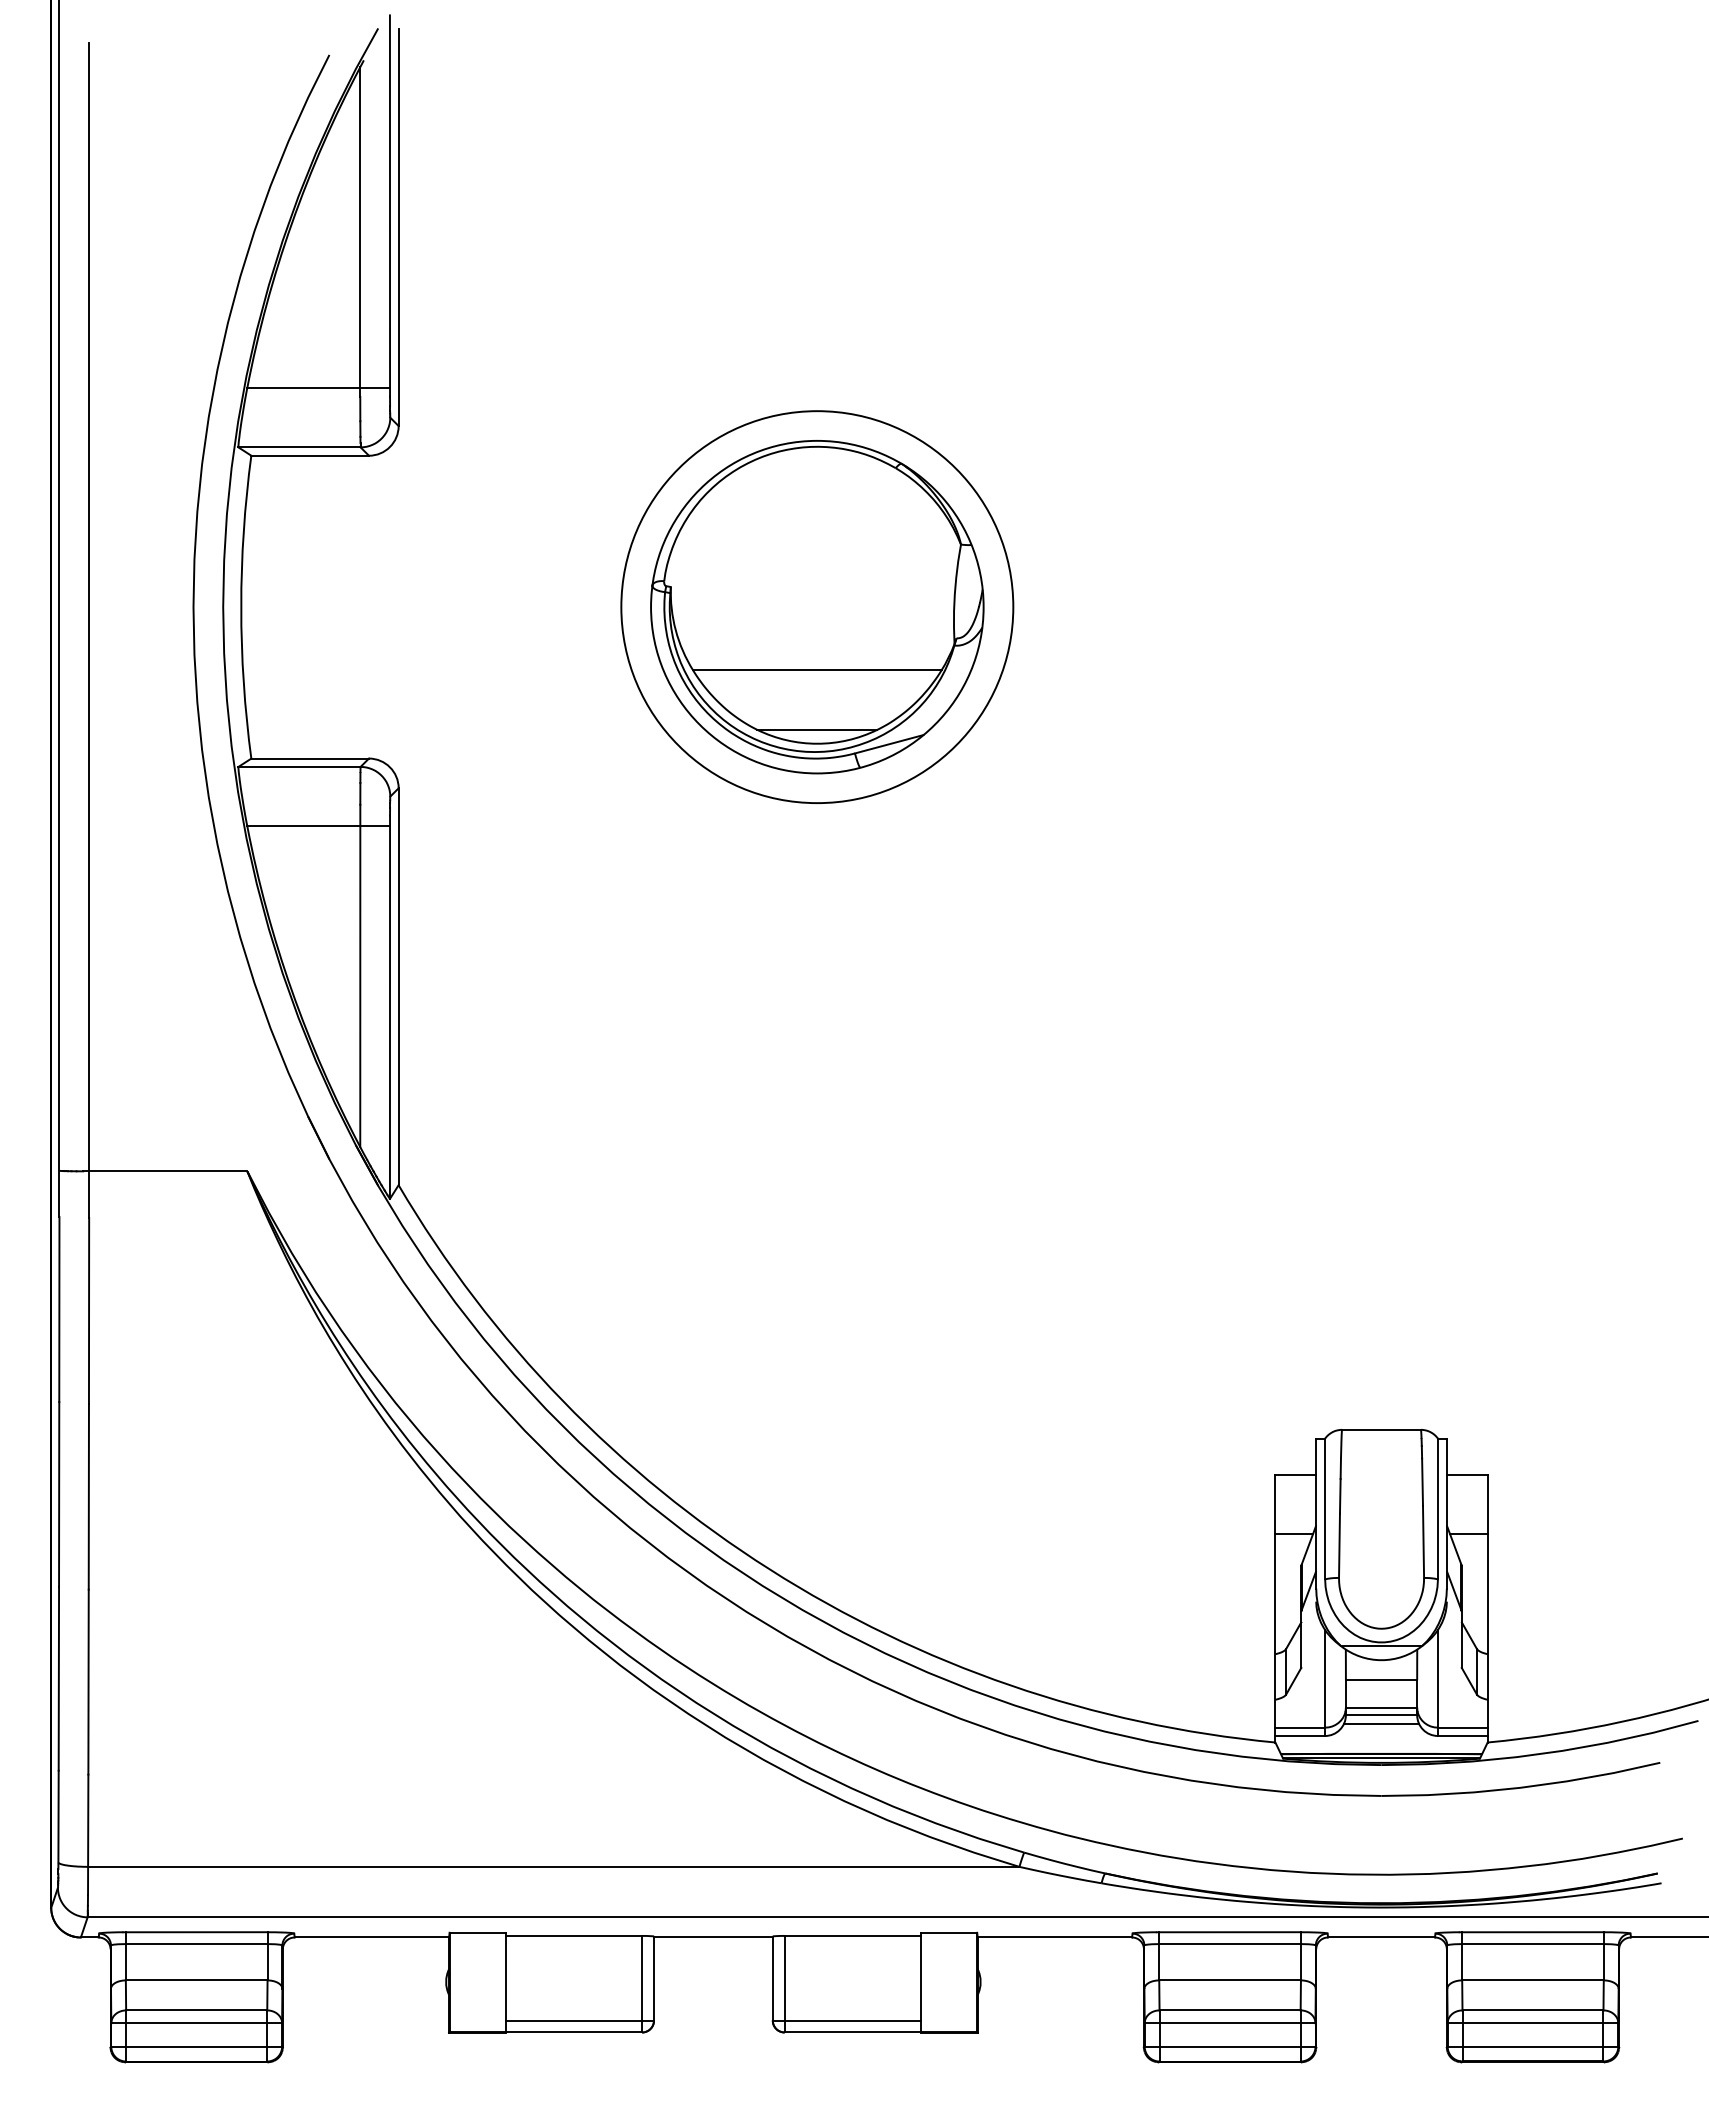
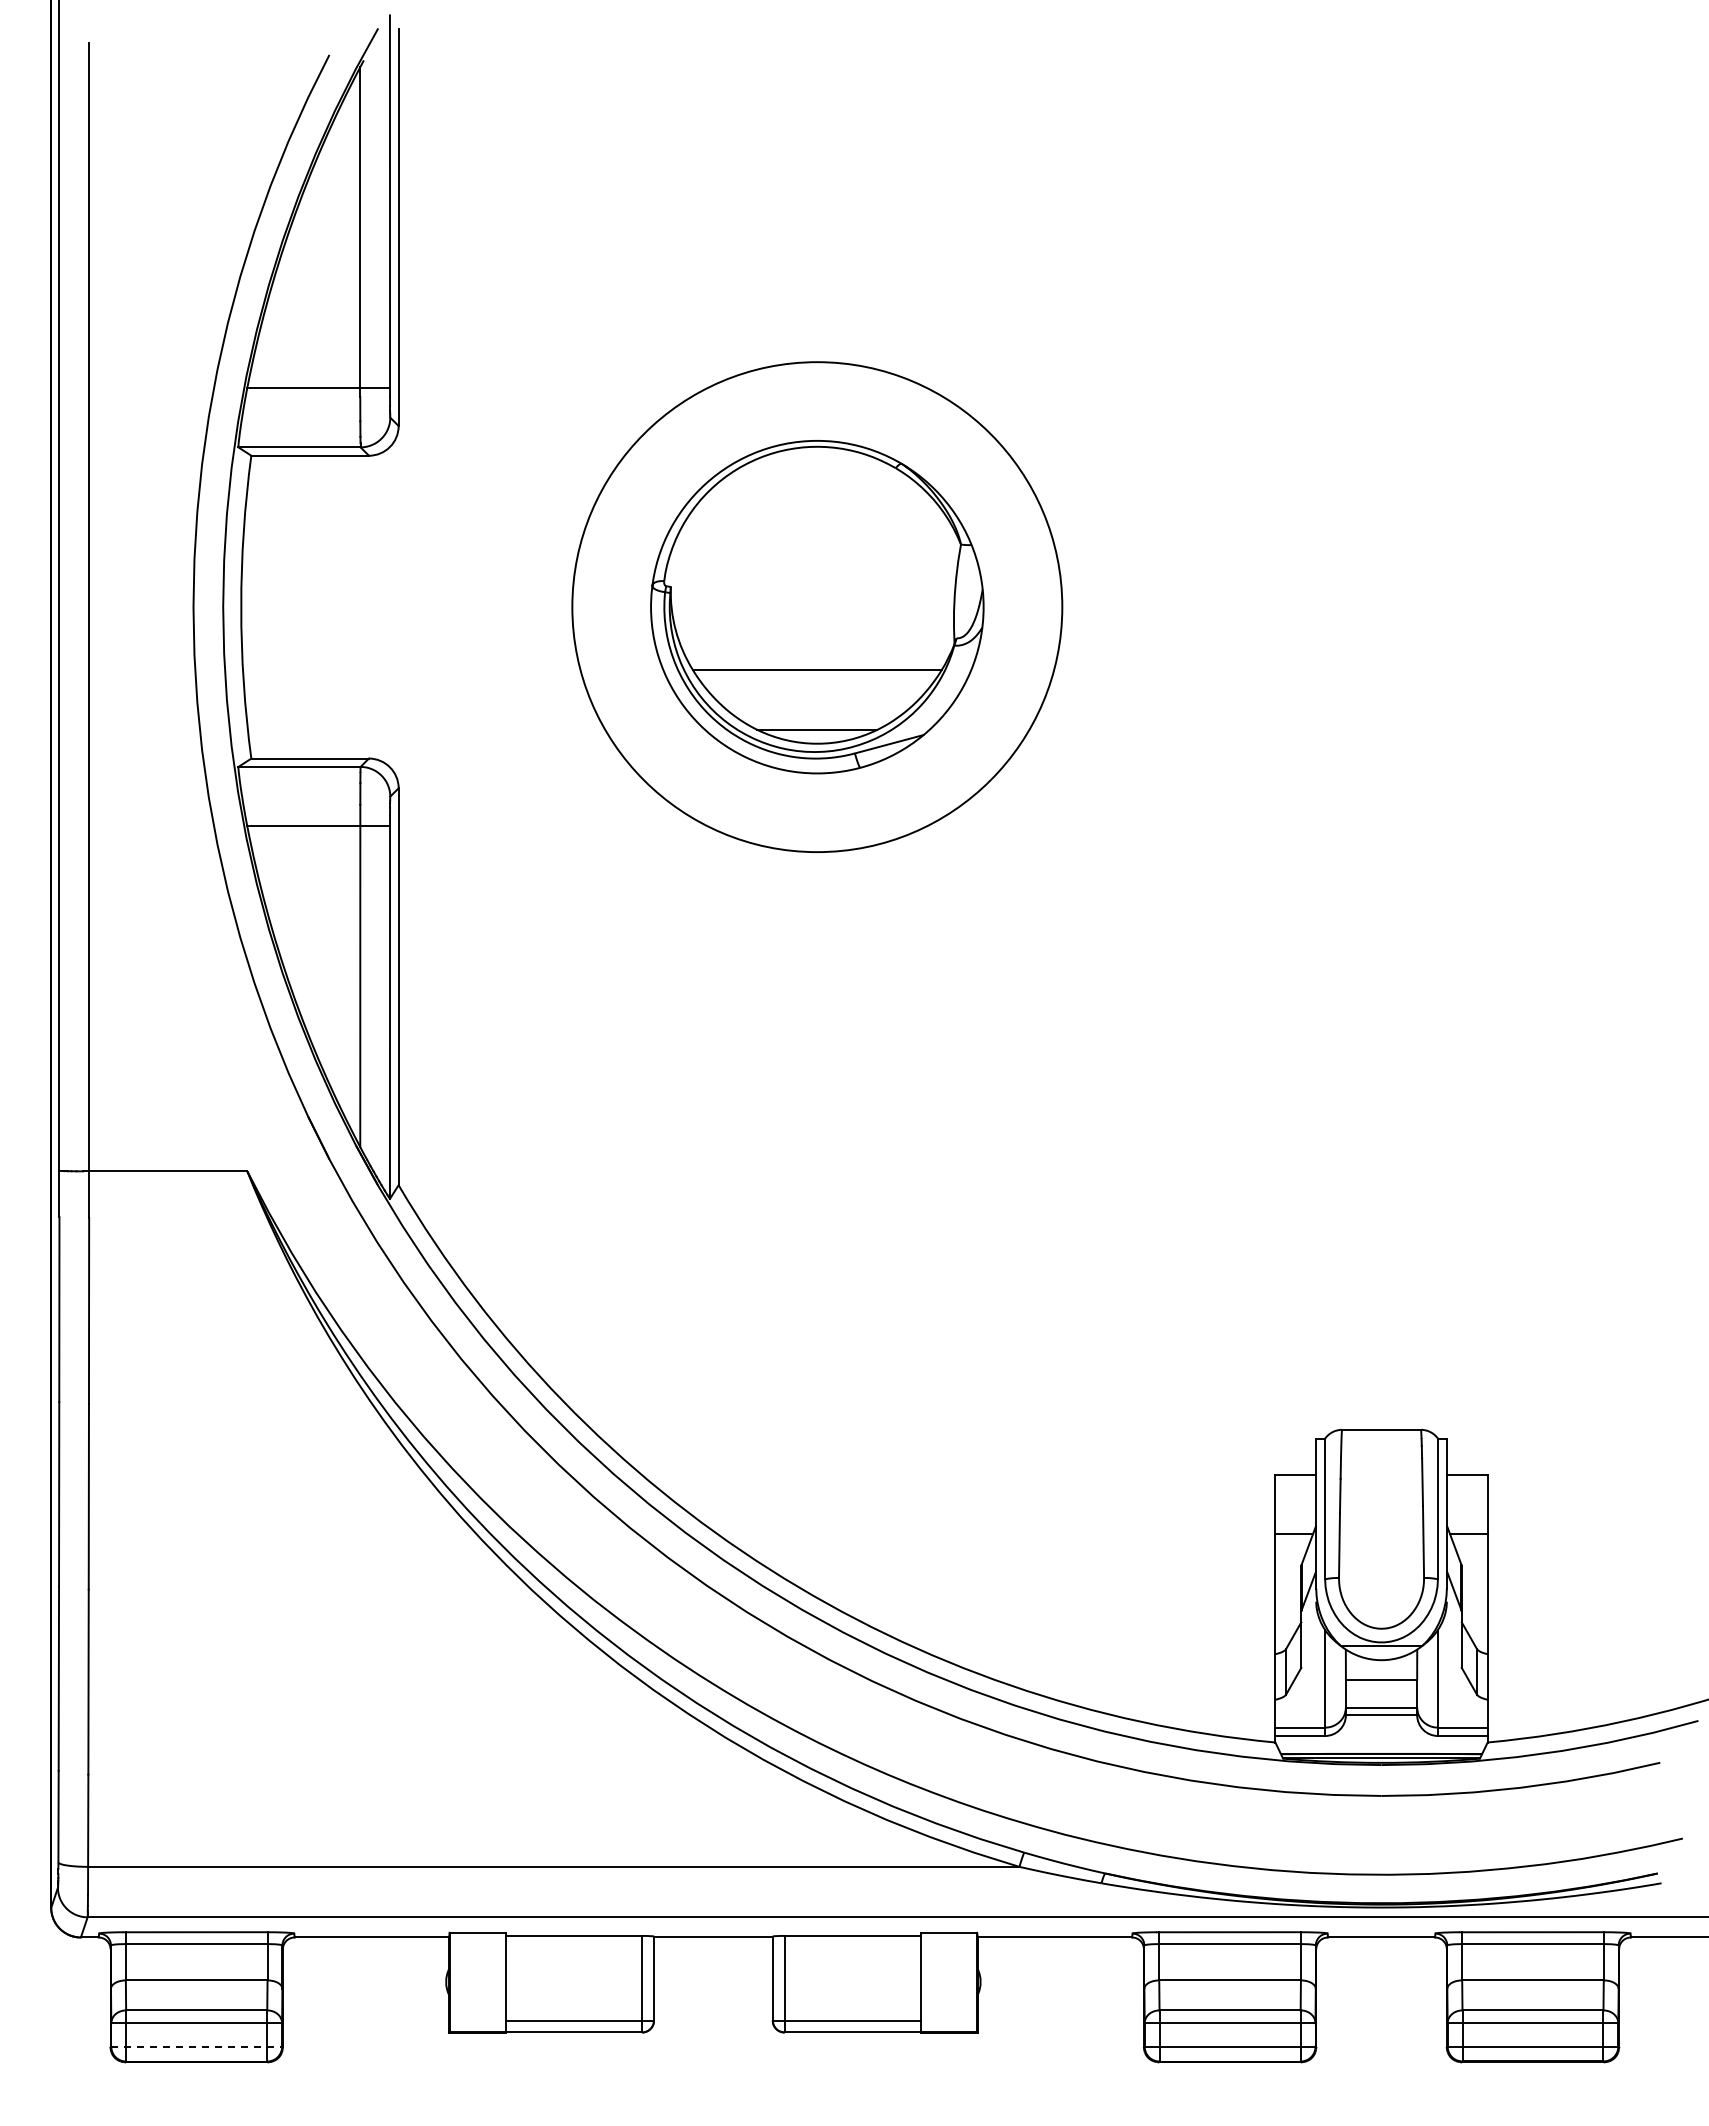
circle diameter: 392 px -> 490 px (817, 607)
line: present -> none (1381, 1723)
line: solid -> dashed (197, 2046)
